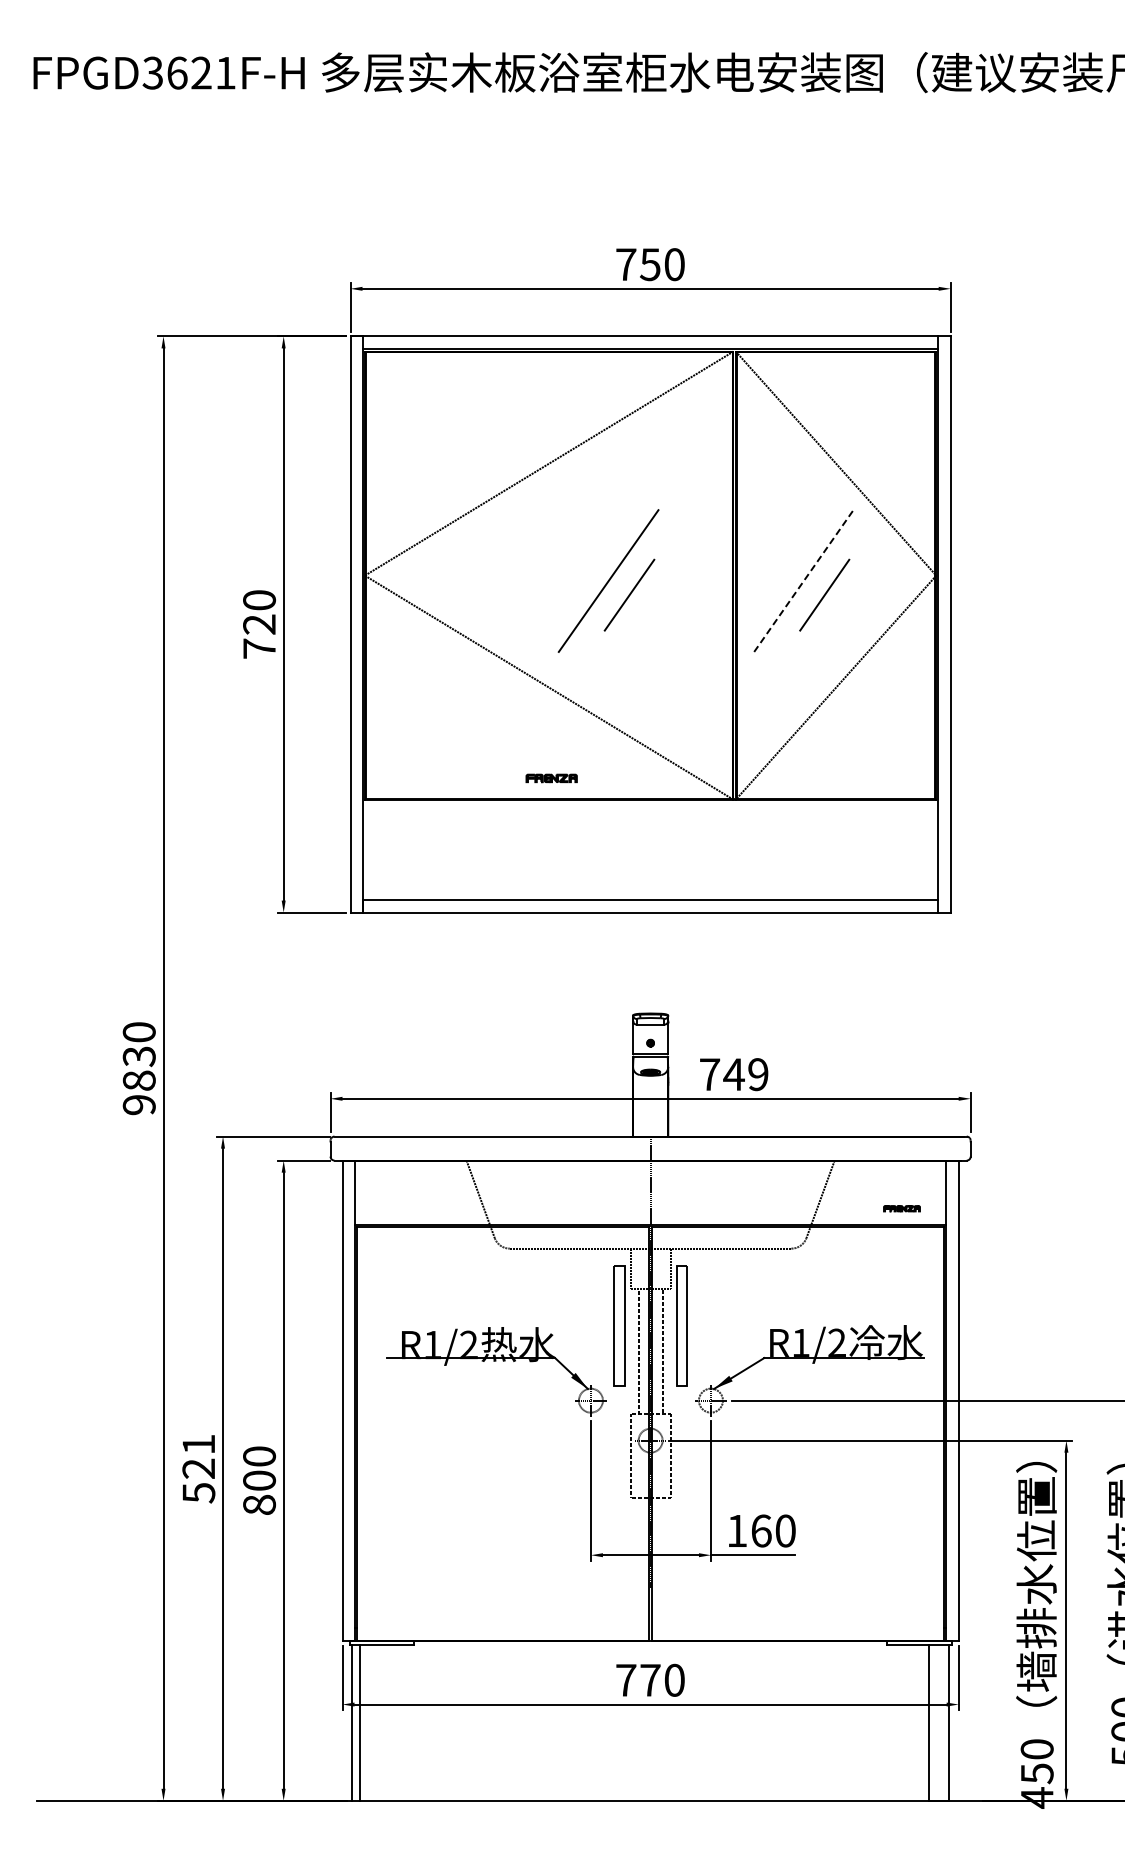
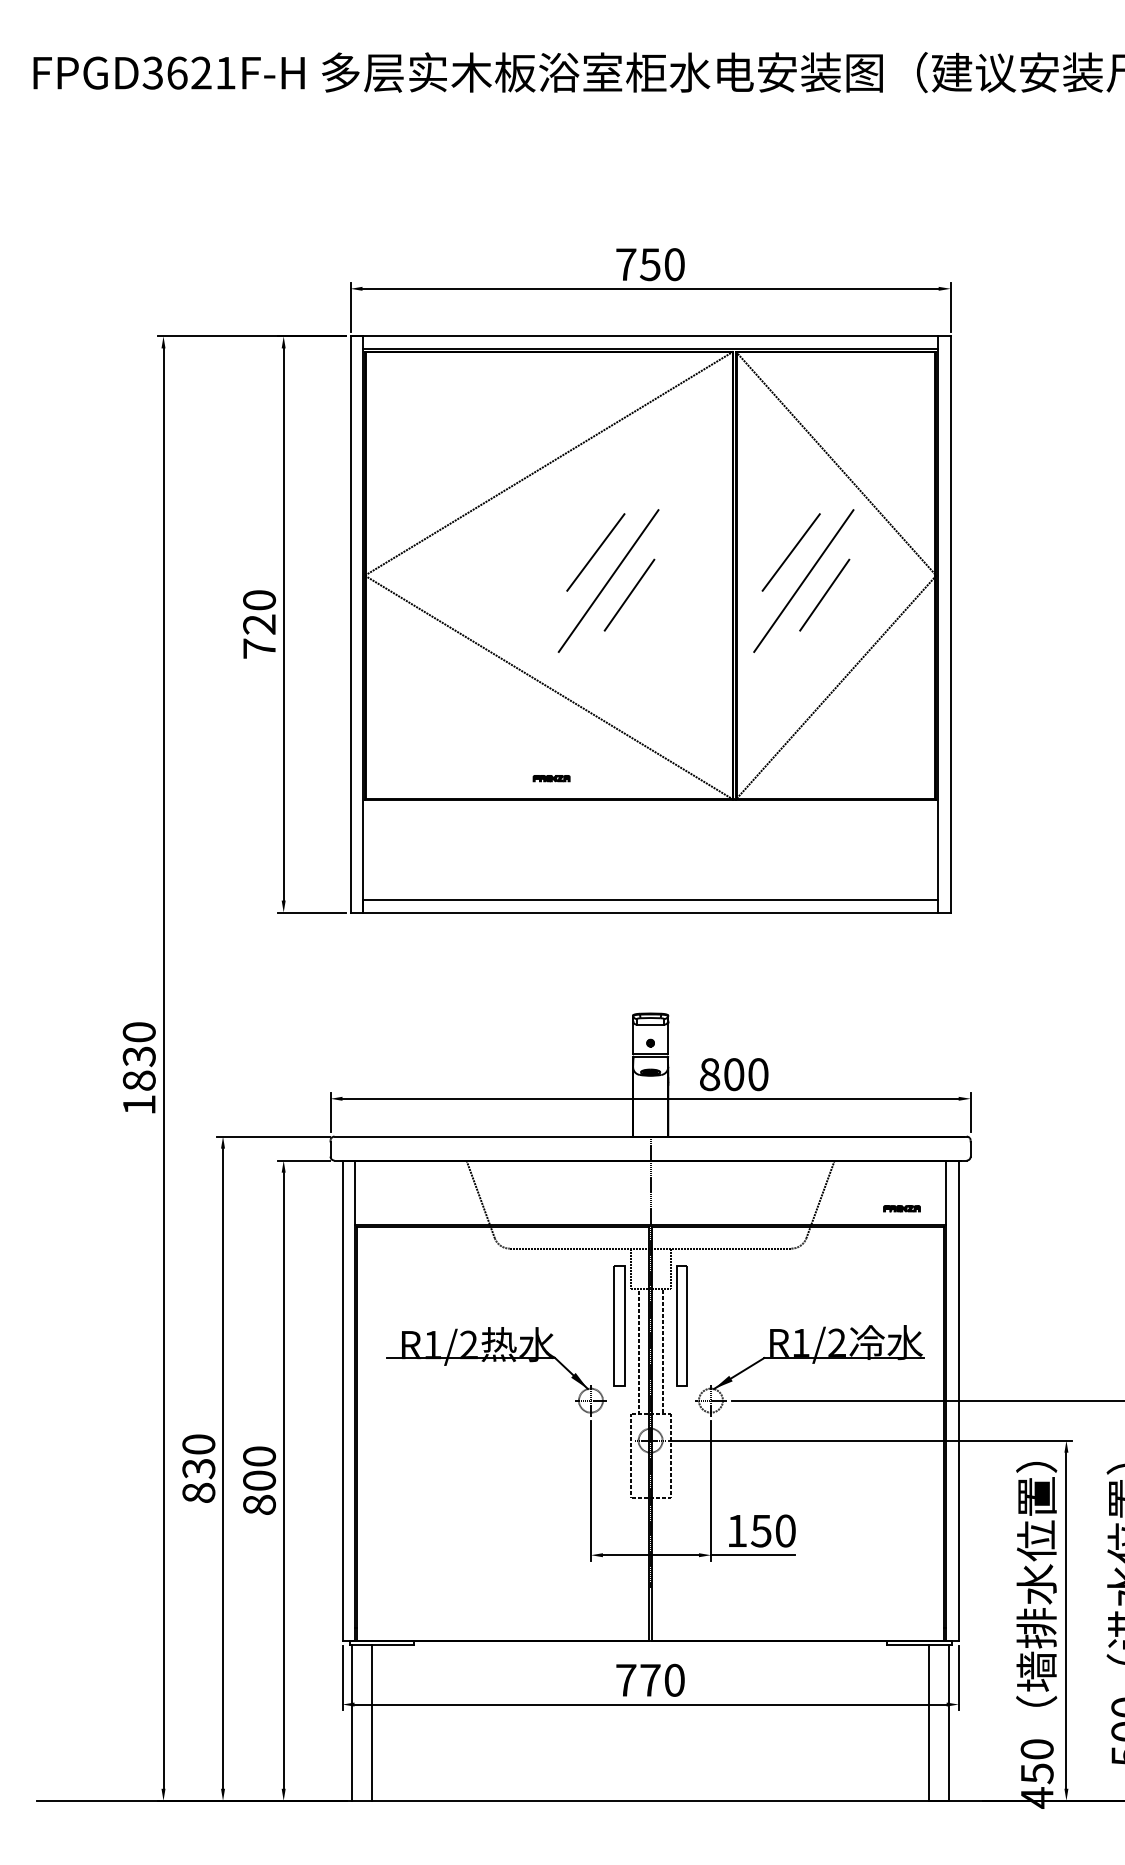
line: none -> present (595, 552)
line: none -> present (790, 552)
line: dashed -> solid (803, 581)
part size: 53x11 px -> 39x8 px (551, 778)
text: 749 -> 800 (734, 1074)
text: 9830 -> 1830 (138, 1105)
text: 521 -> 830 (198, 1468)
text: 160 -> 150 (760, 1530)
line position: (360, 1722) -> (372, 1722) (372, 1722)
